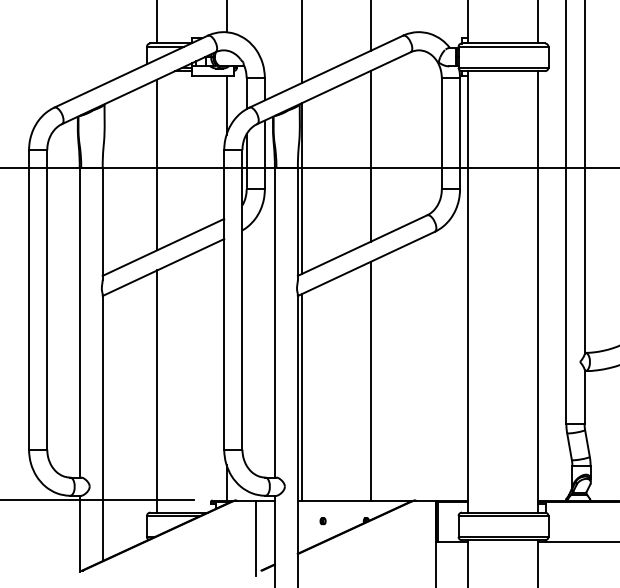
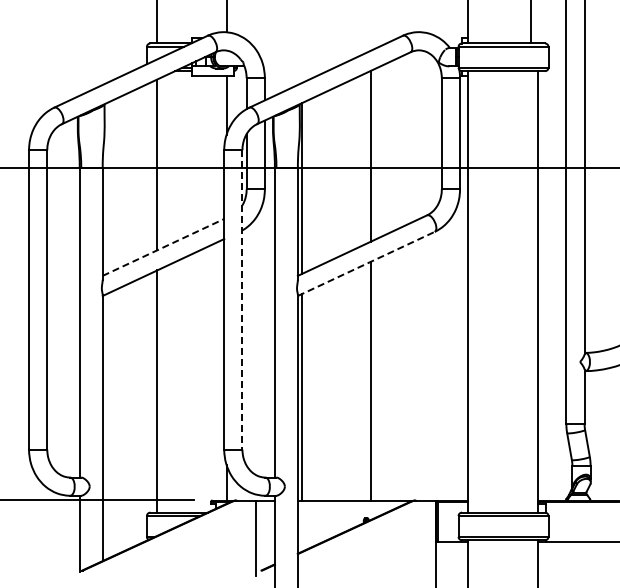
line position: (537, 22) -> (530, 22) (530, 22)
line: present -> none (371, 26)
line: present -> none (301, 42)
line: solid -> dashed (163, 247)
line: solid -> dashed (366, 263)
line: solid -> dashed (242, 299)
part: present -> none (322, 521)
